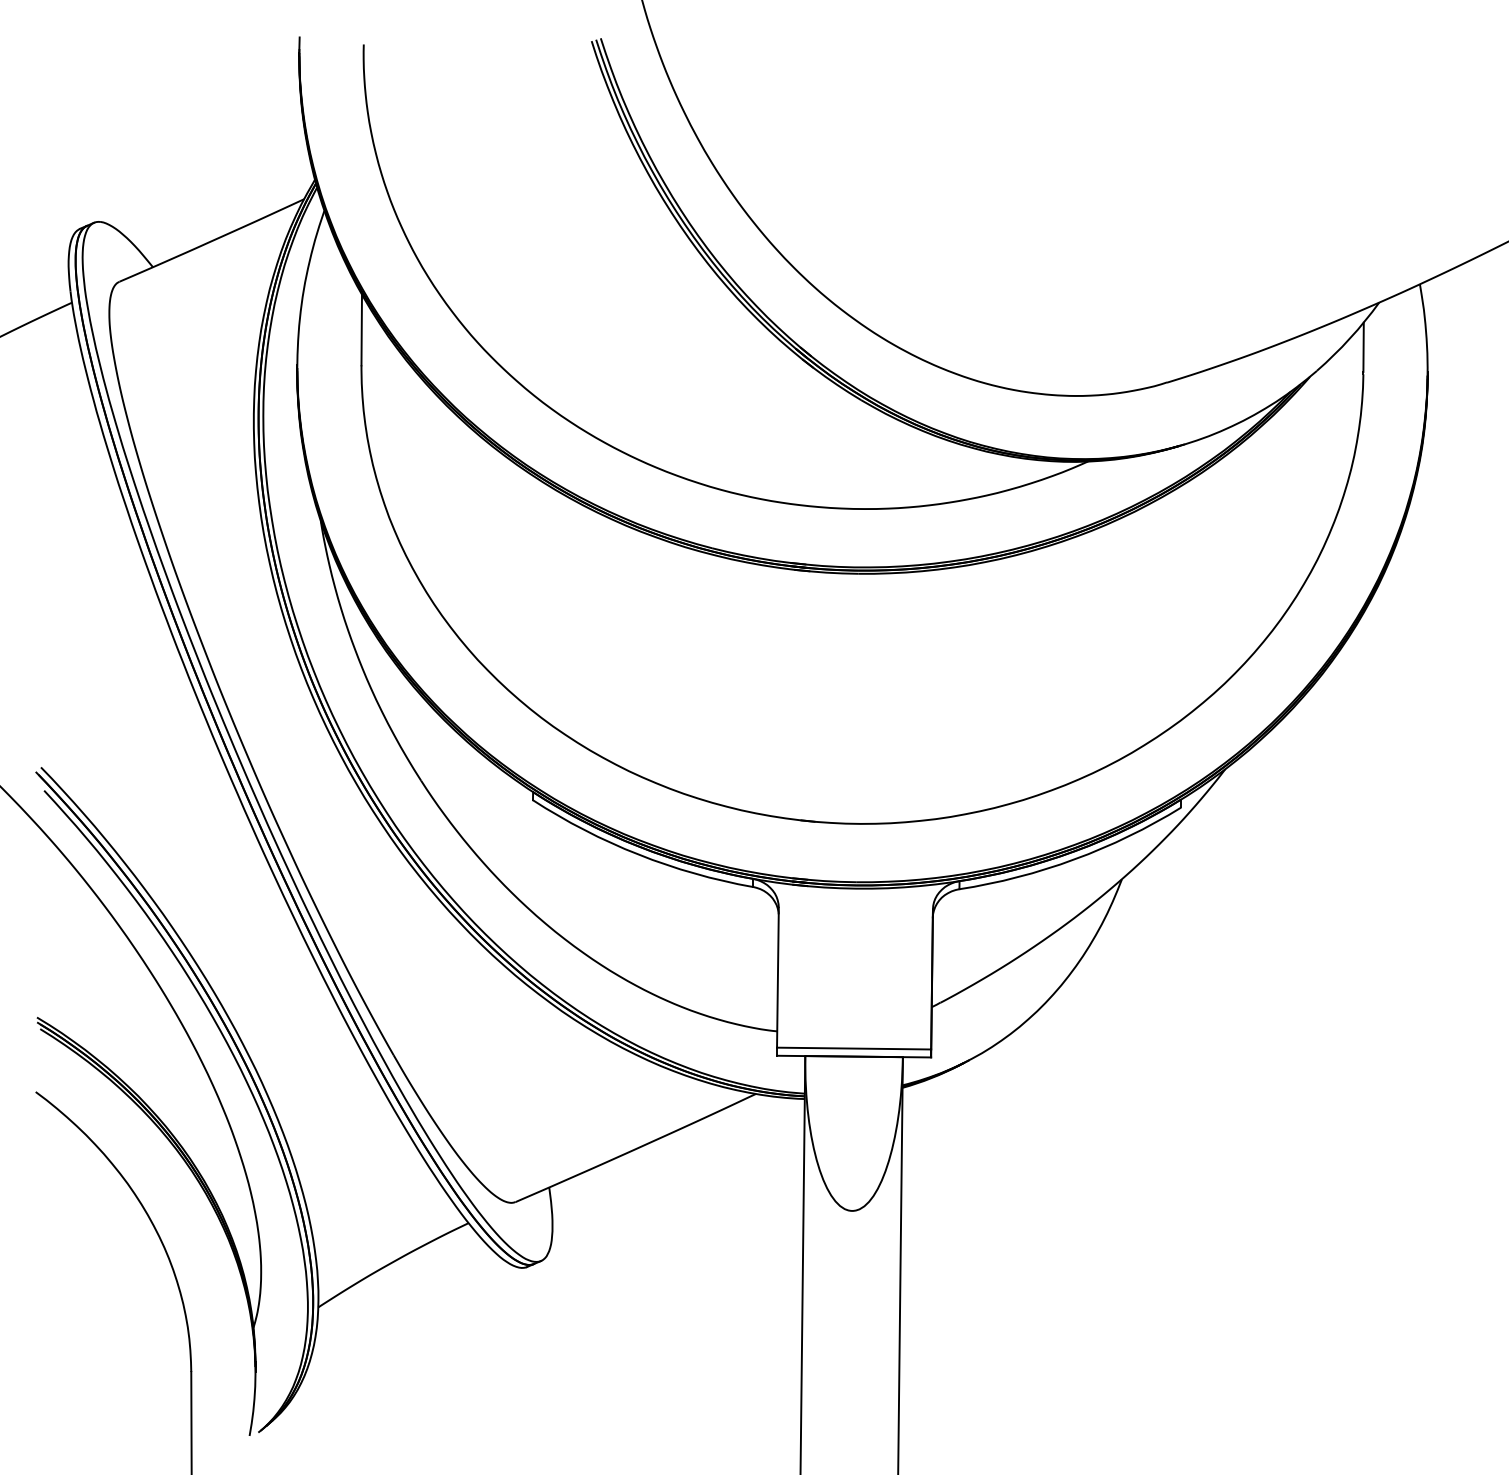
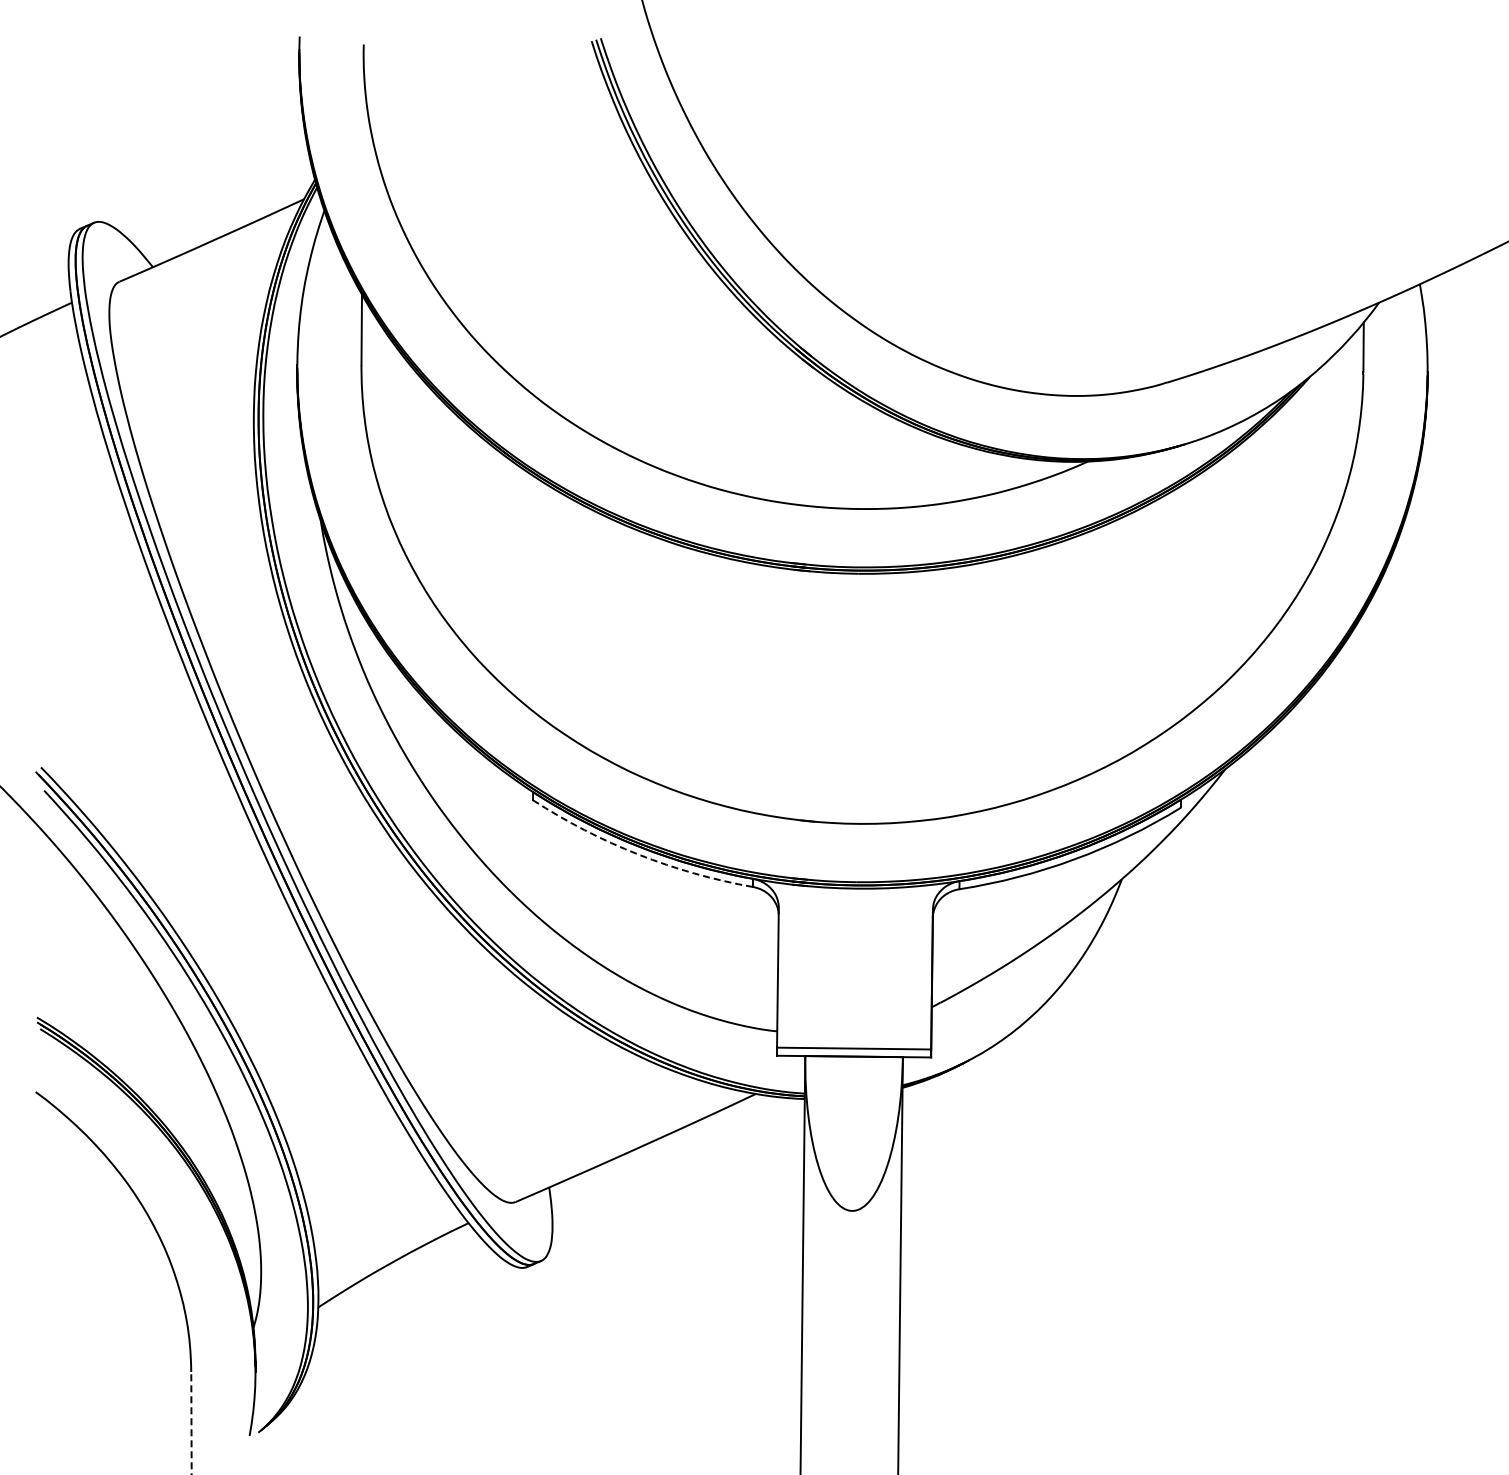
arc: solid -> dashed (638, 854)
line: solid -> dashed (191, 1422)
